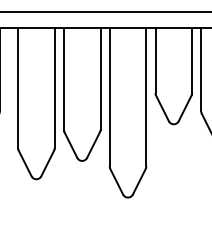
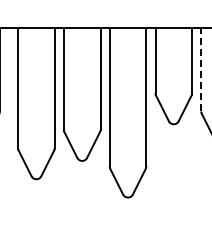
line: present -> none (105, 12)
line: solid -> dashed (201, 69)
